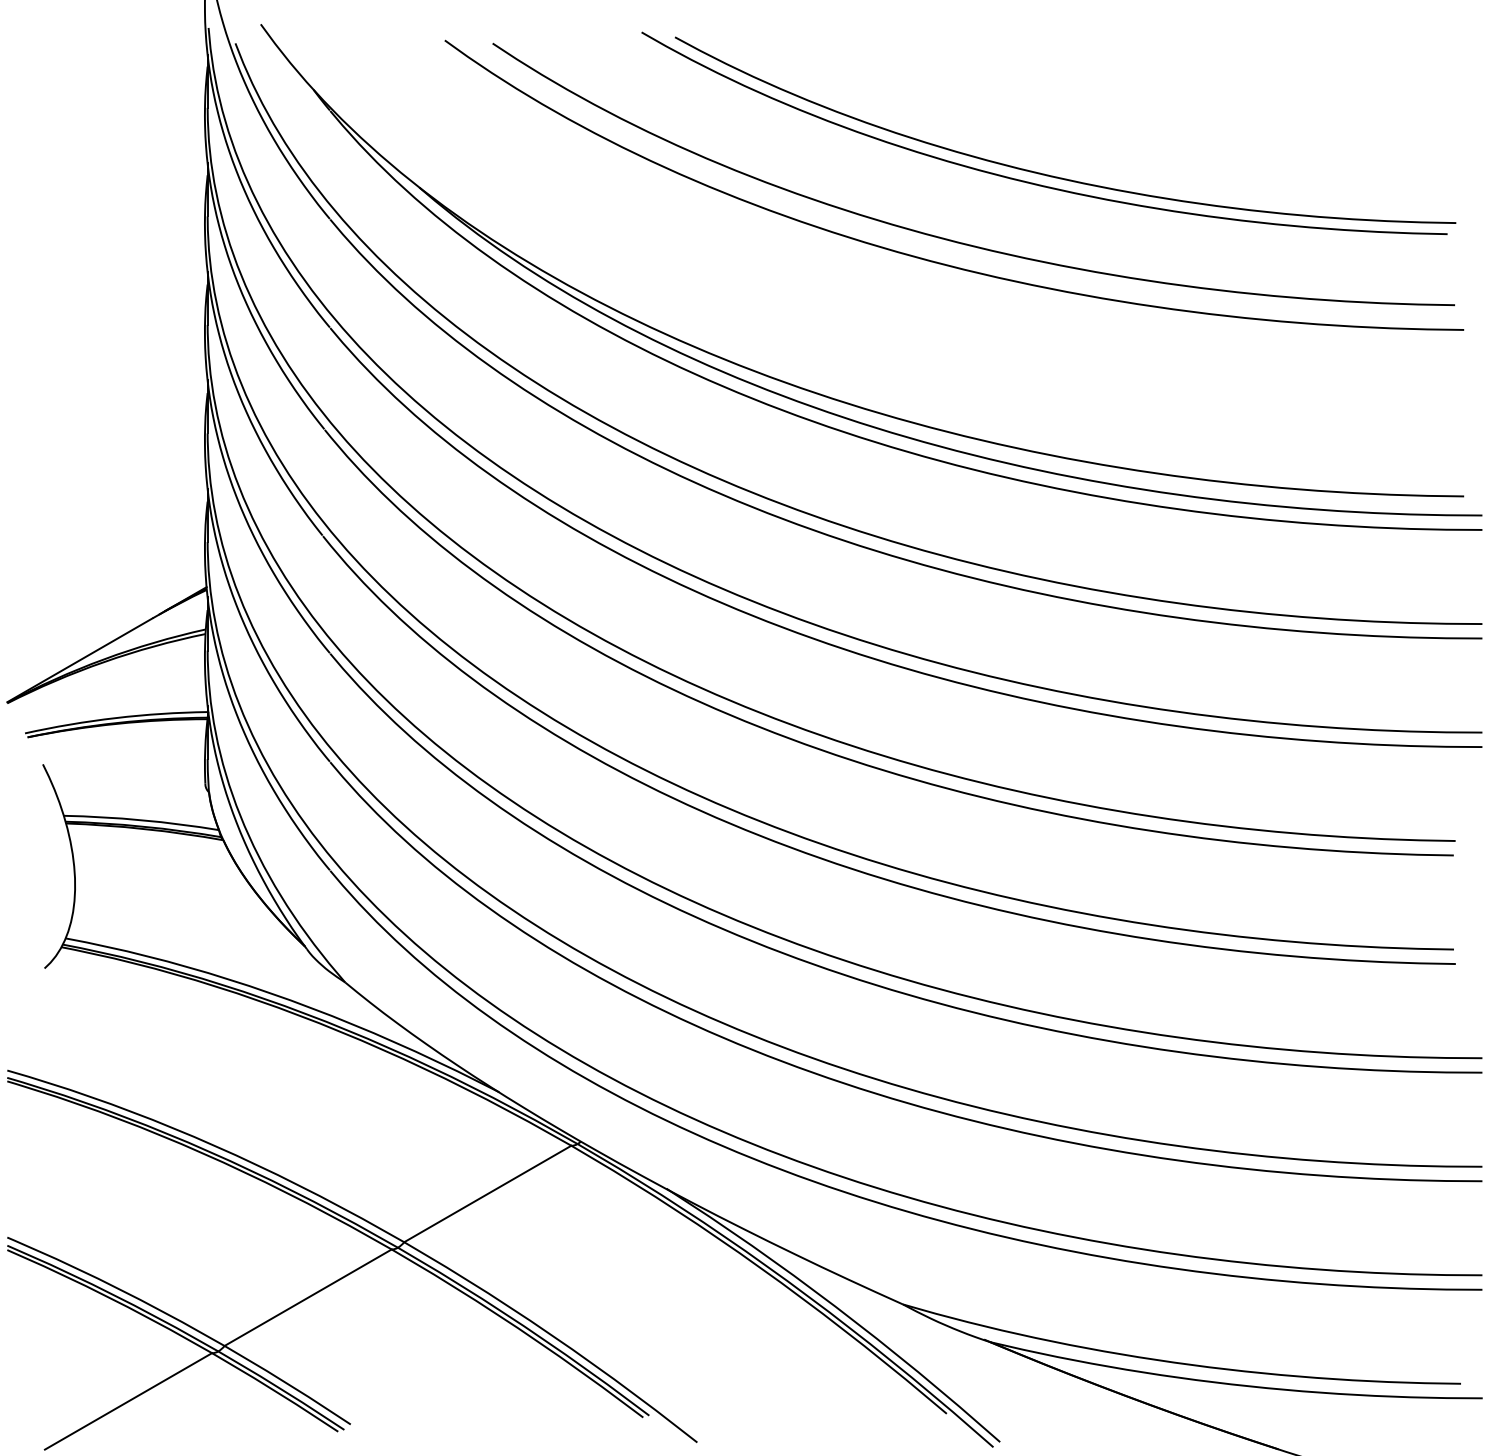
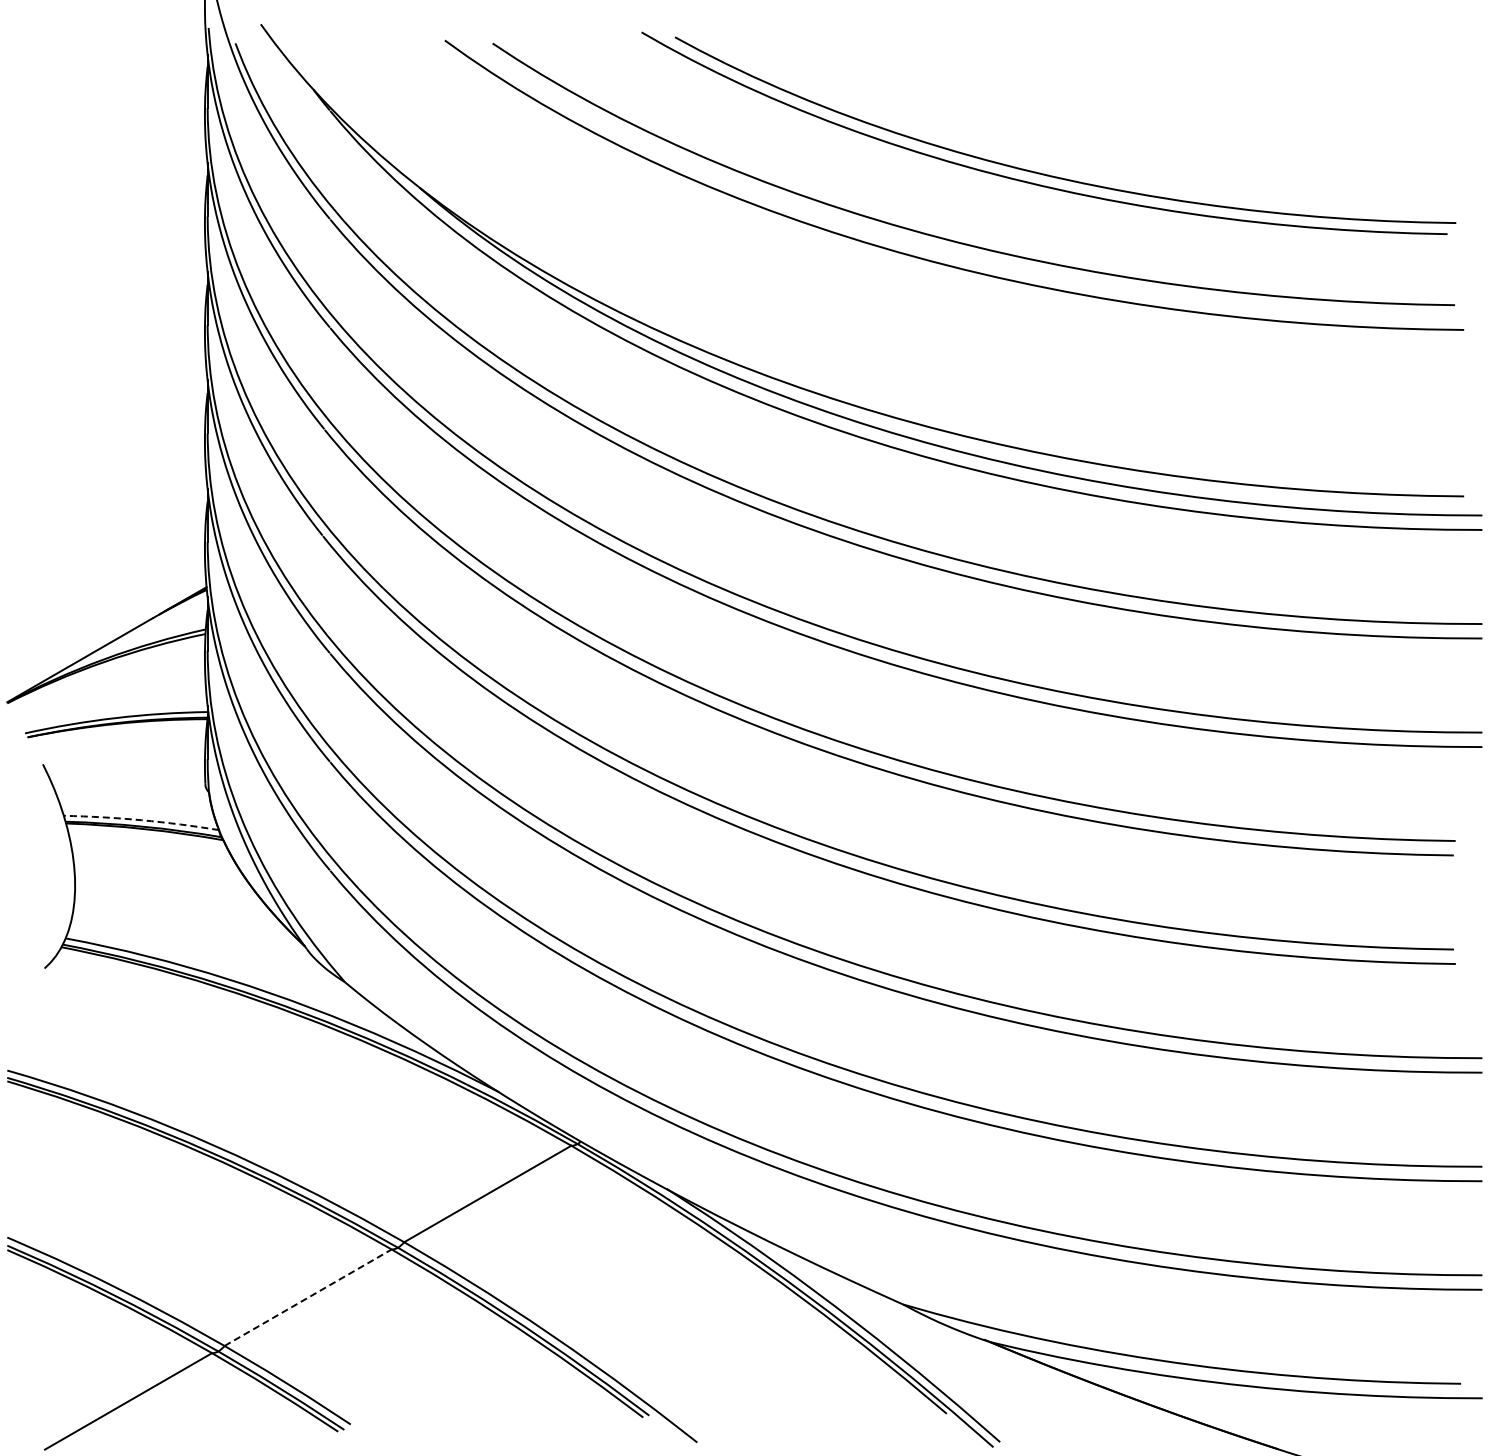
arc: solid -> dashed (141, 820)
line: solid -> dashed (308, 1297)
